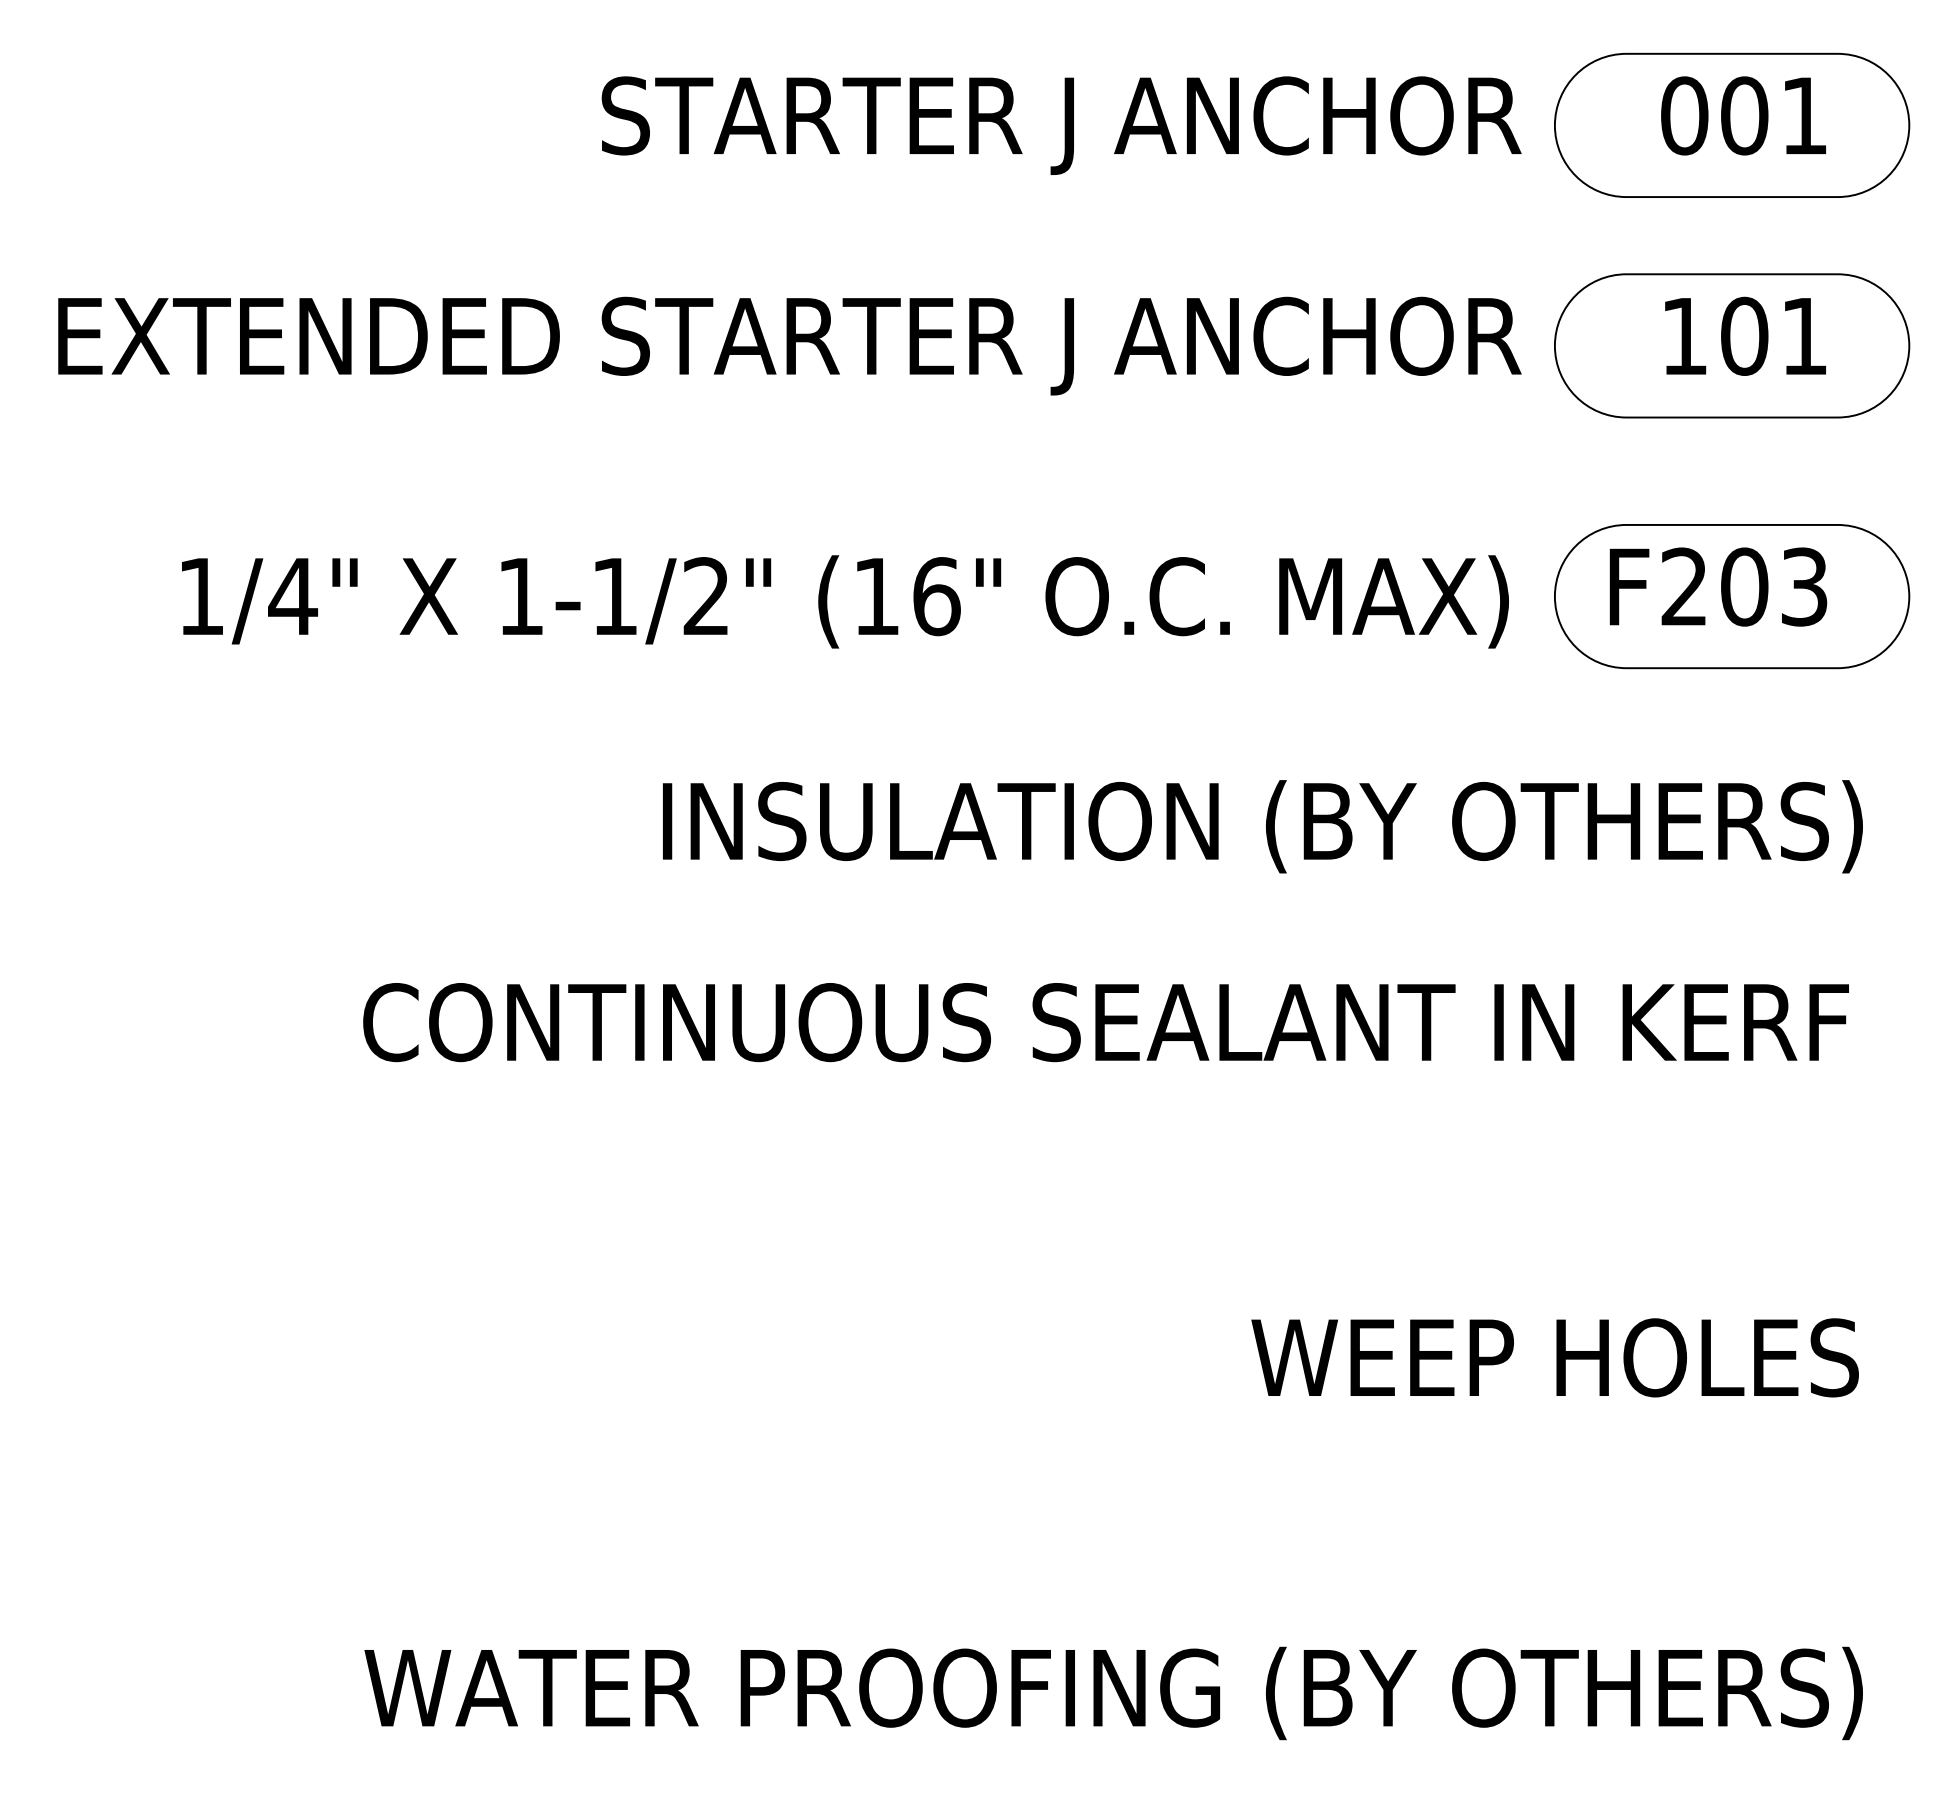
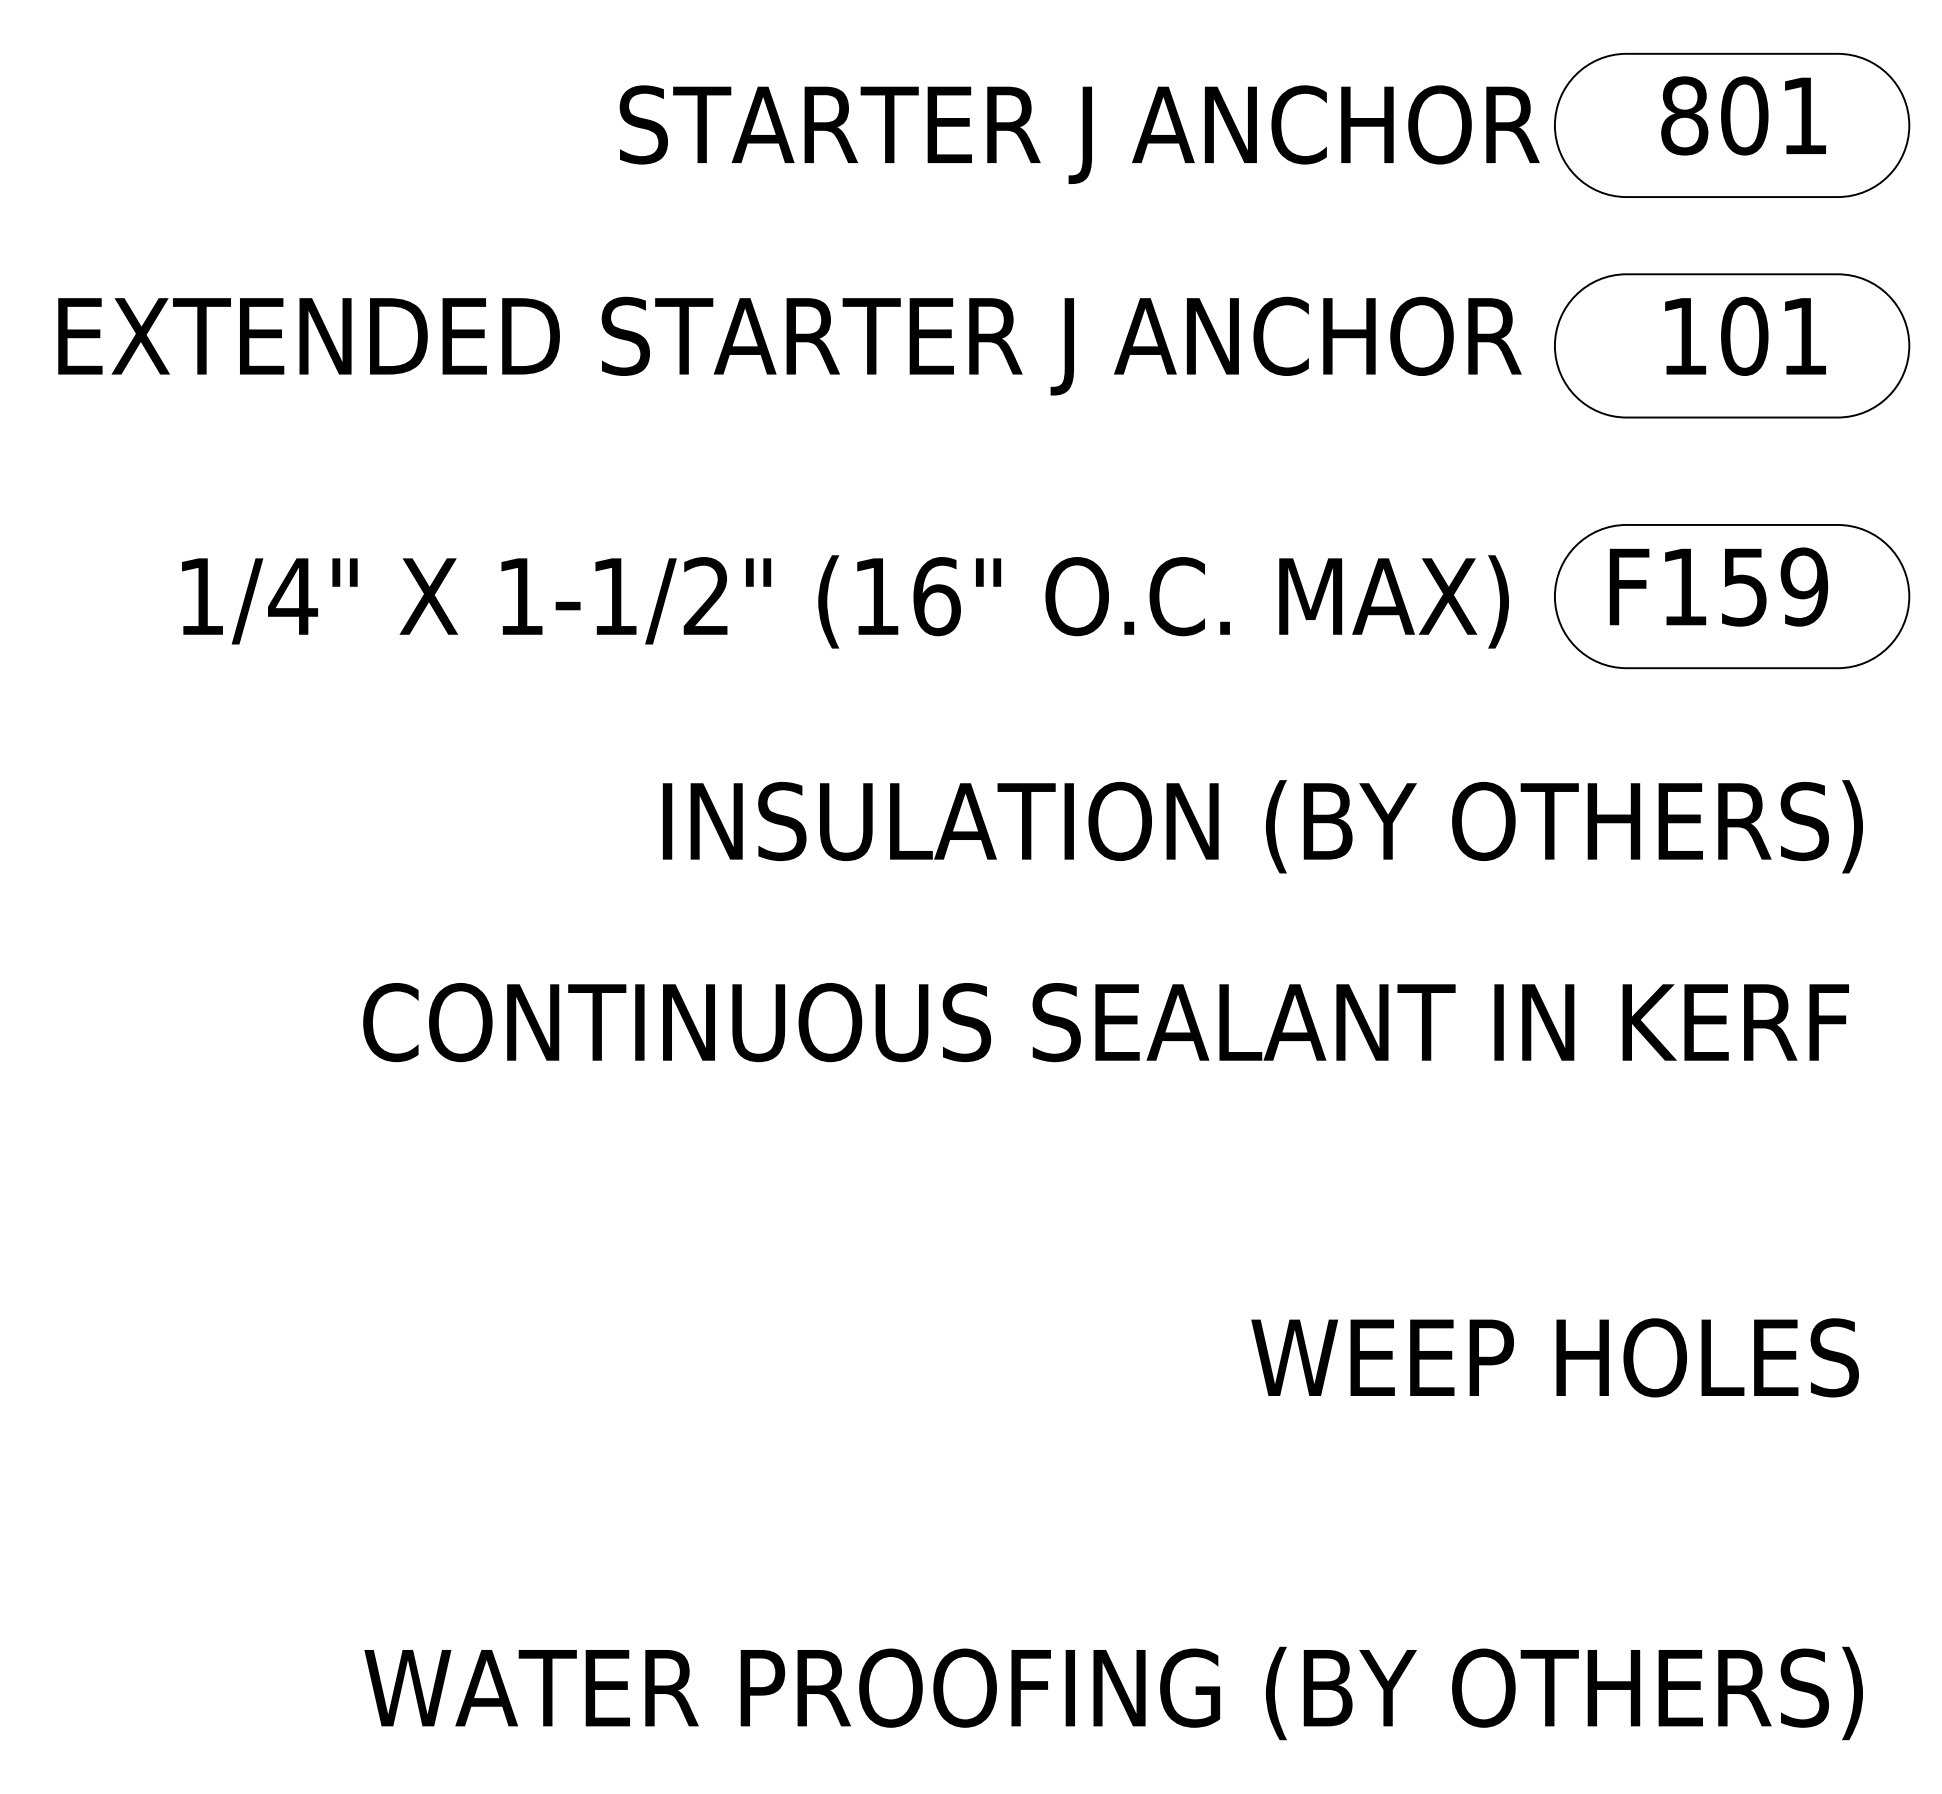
text: 001 -> 801 (1684, 115)
text position: (1061, 125) -> (1079, 134) (1079, 134)
text: F203 -> F159 (1744, 586)
